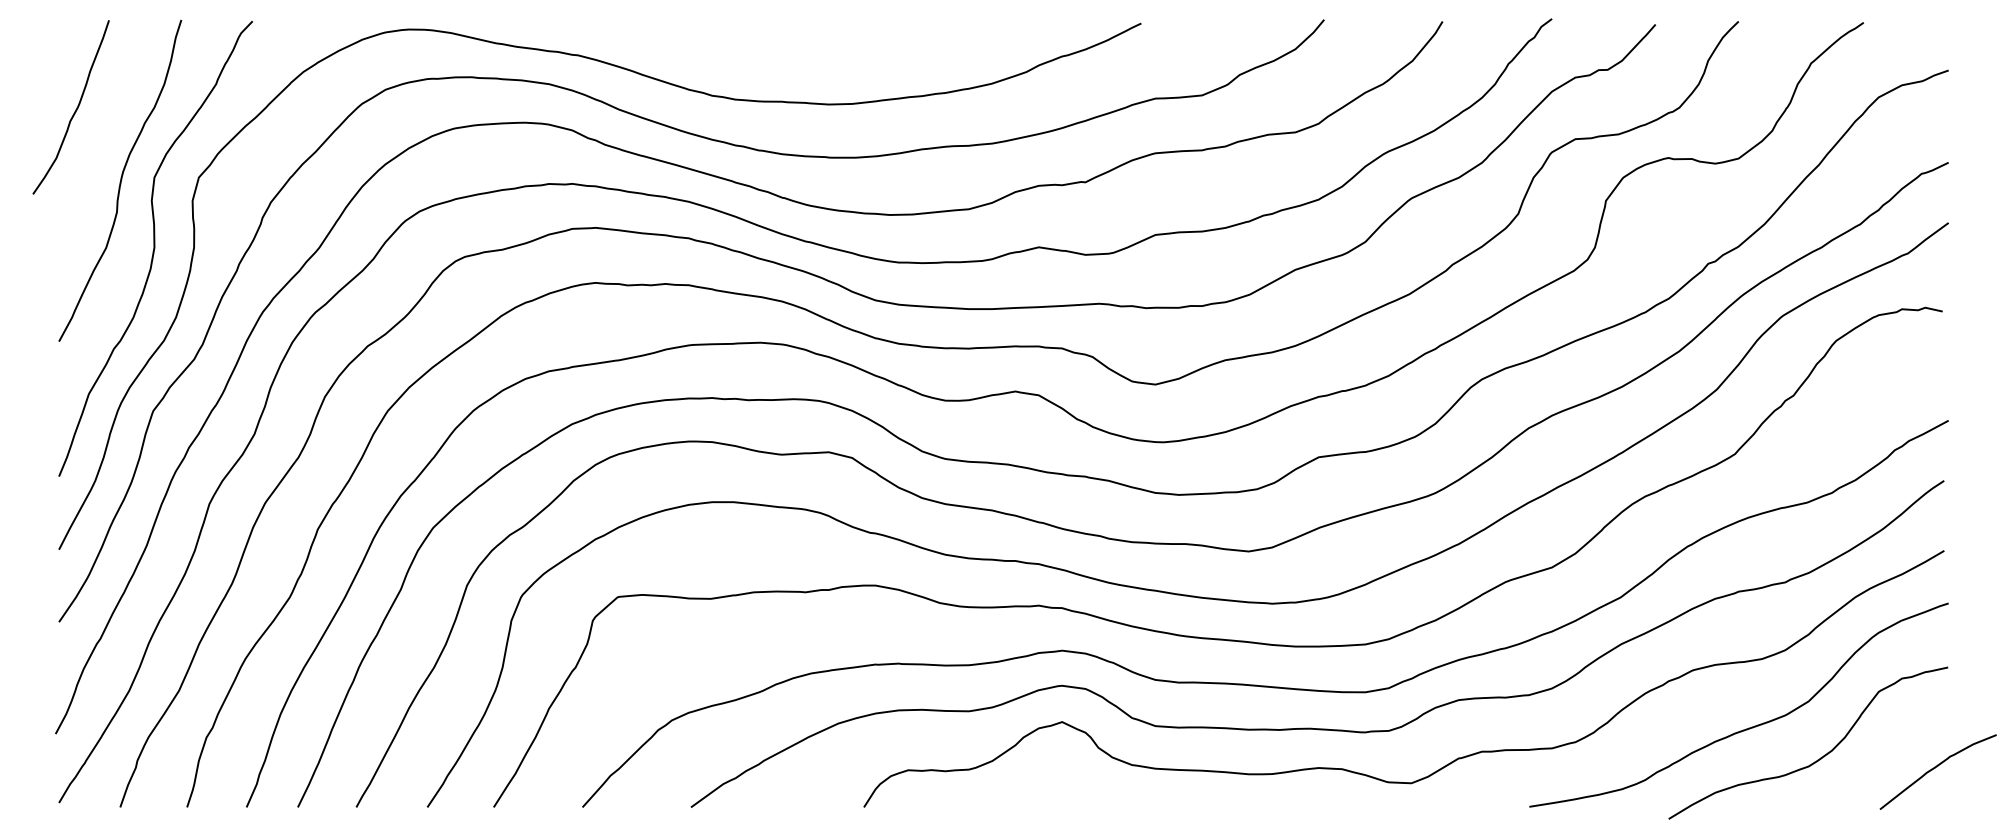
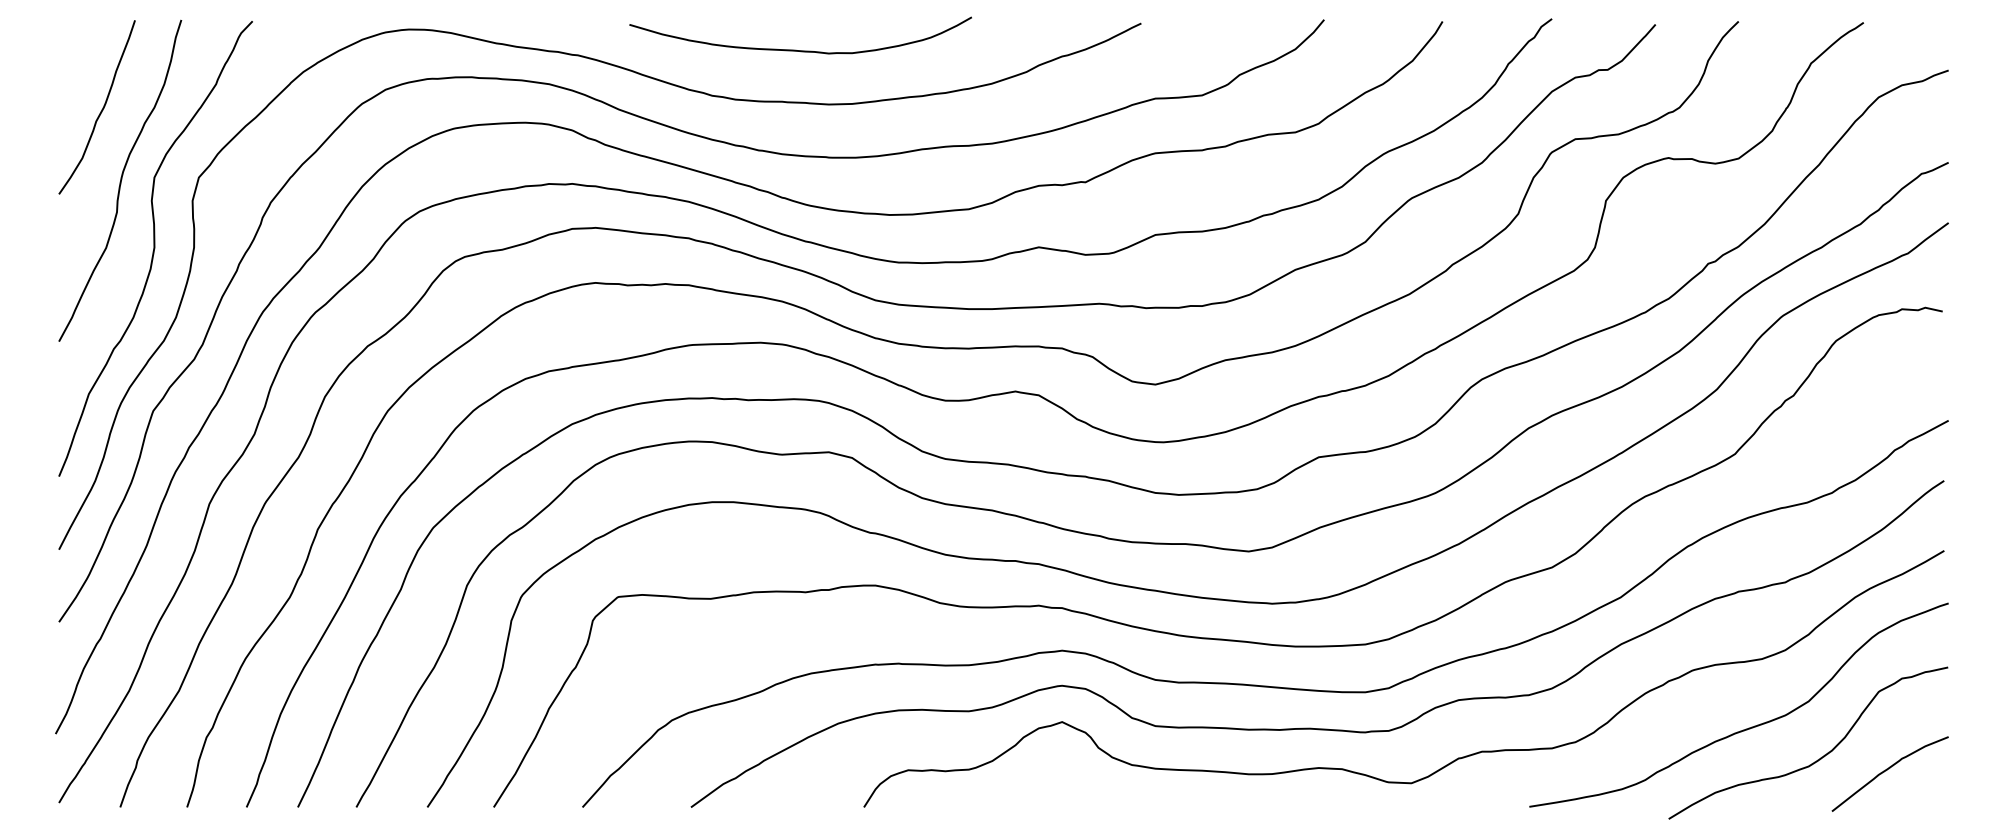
curve: none -> present (796, 49)
curve position: (75, 109) -> (101, 109) (101, 109)
curve position: (1935, 768) -> (1887, 770) (1887, 770)
